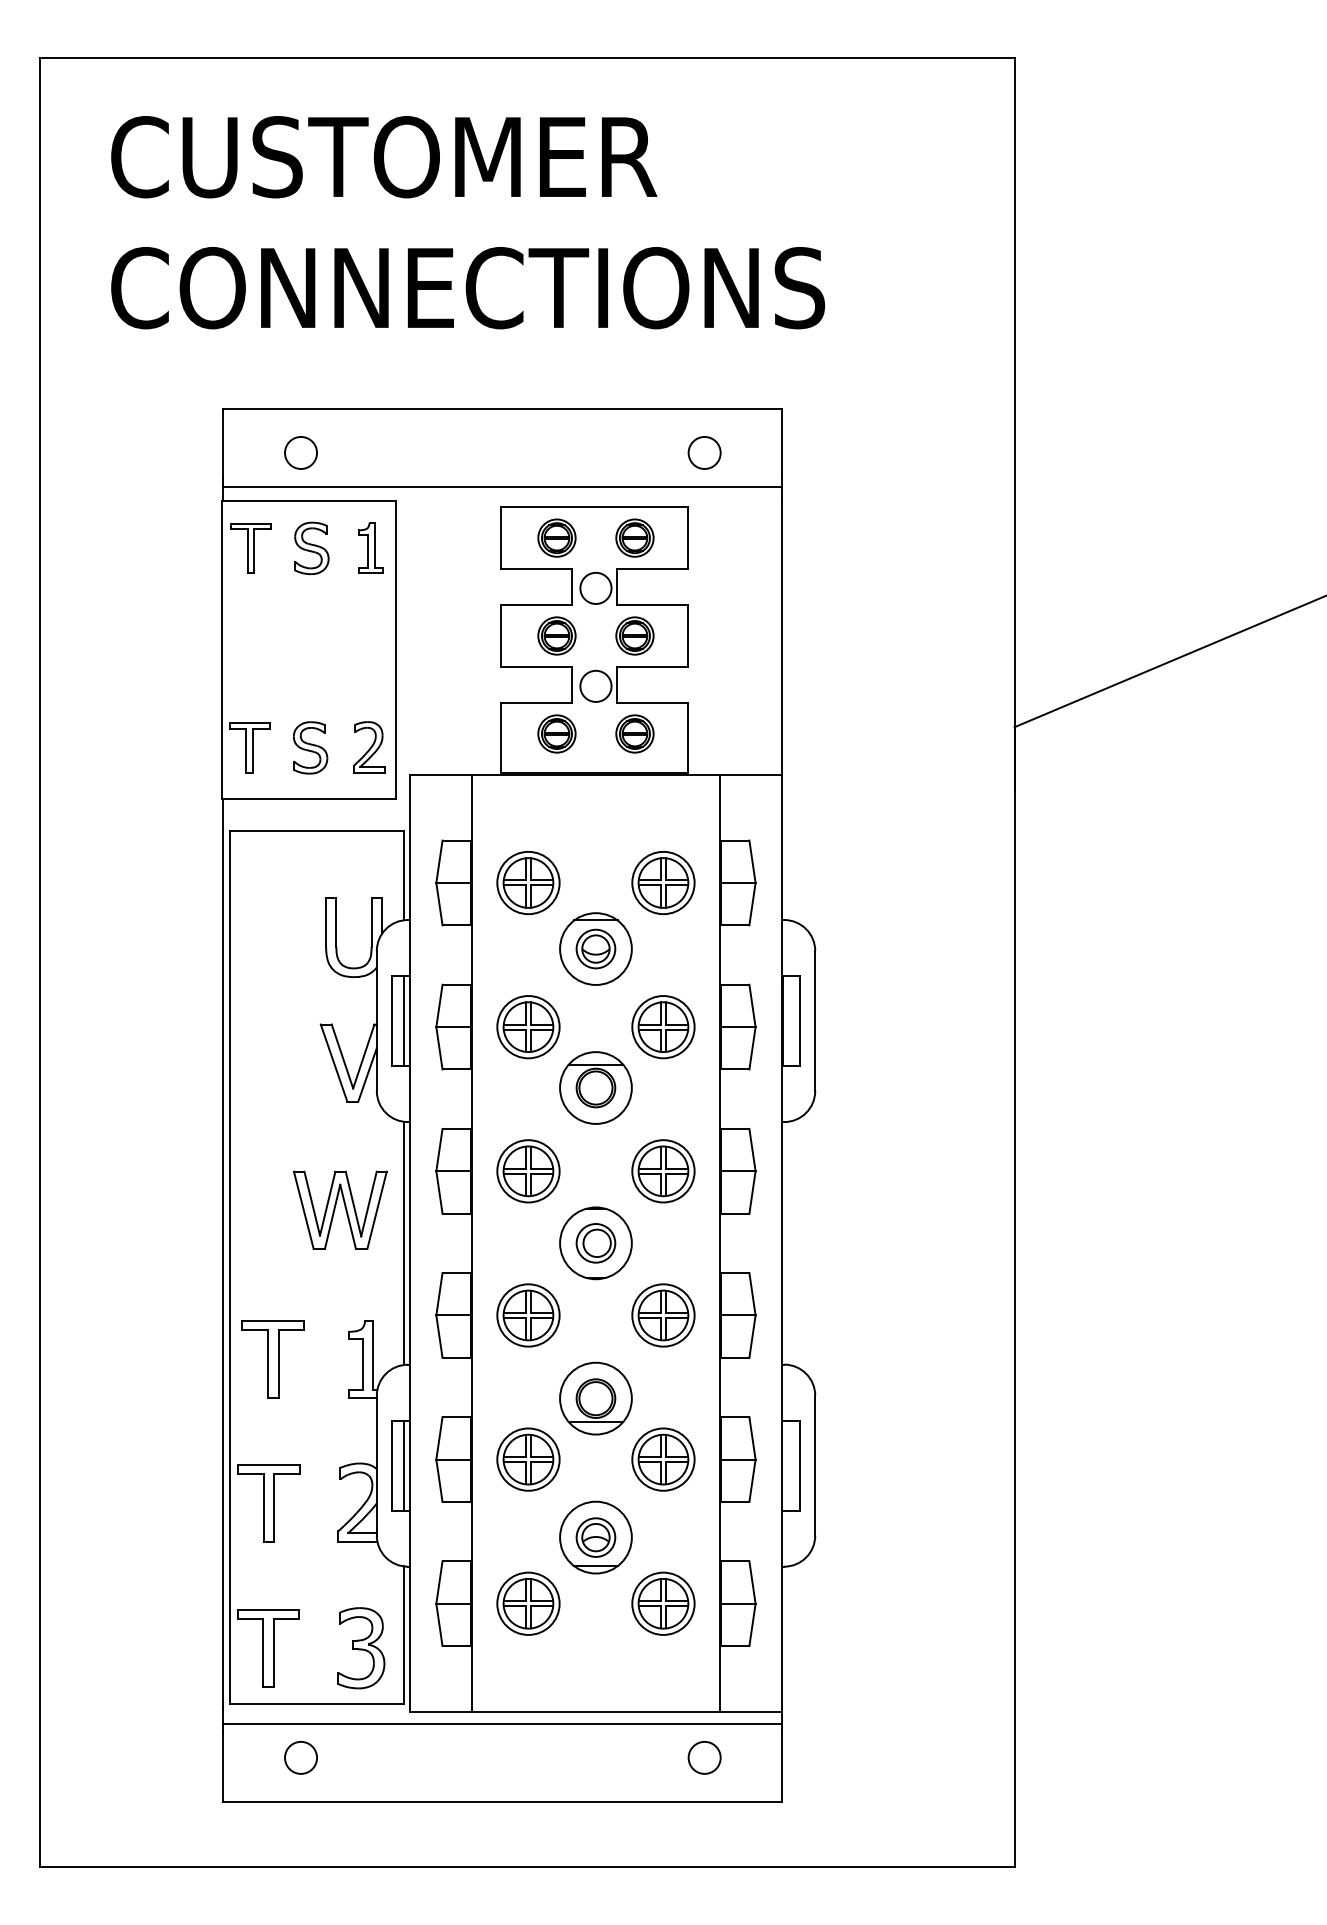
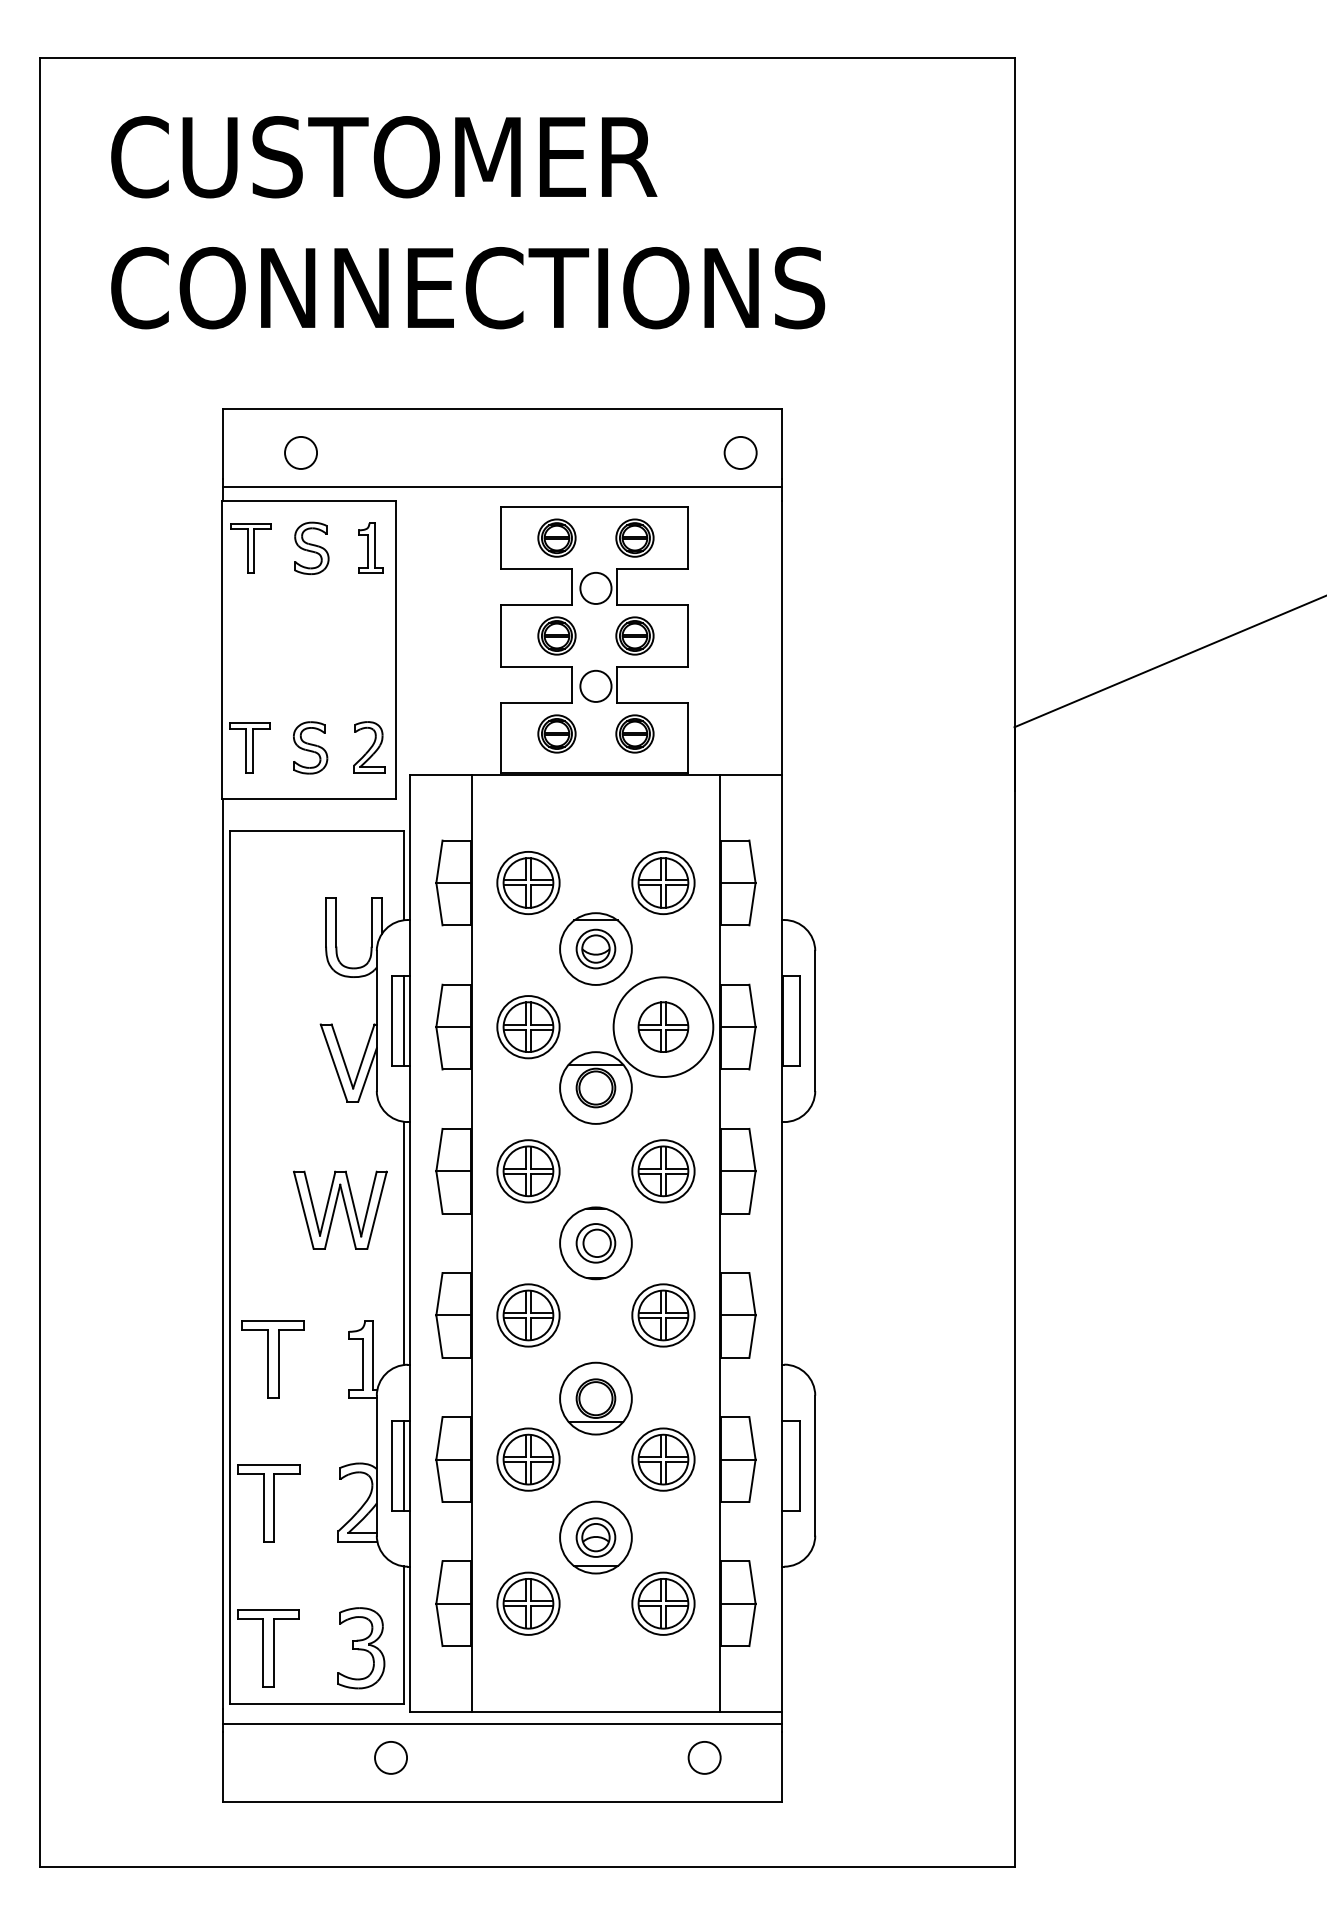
circle position: (704, 452) -> (740, 452) (740, 452)
circle diameter: 62 px -> 100 px (663, 1027)
circle position: (300, 1757) -> (390, 1757) (390, 1757)
